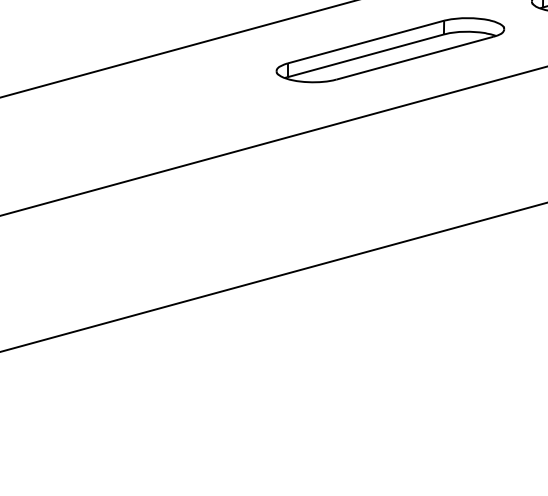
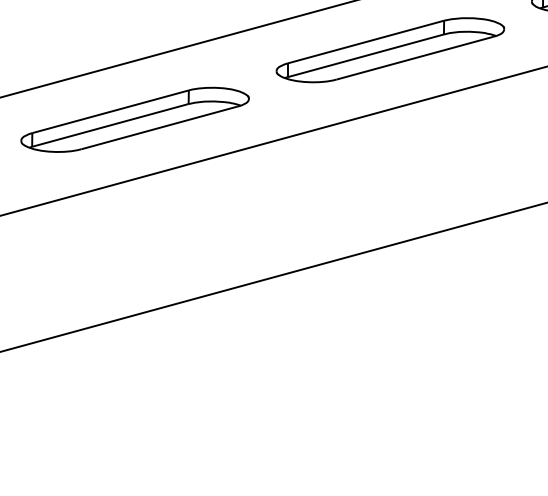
part: none -> present (134, 119)
